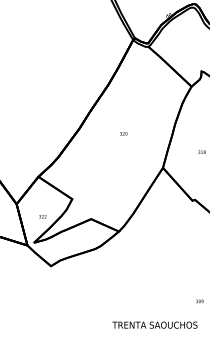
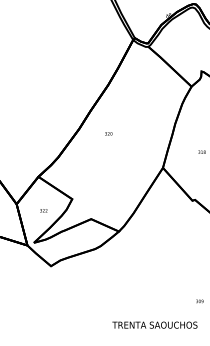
text position: (123, 133) -> (108, 133) (108, 133)
text position: (42, 216) -> (43, 210) (43, 210)
